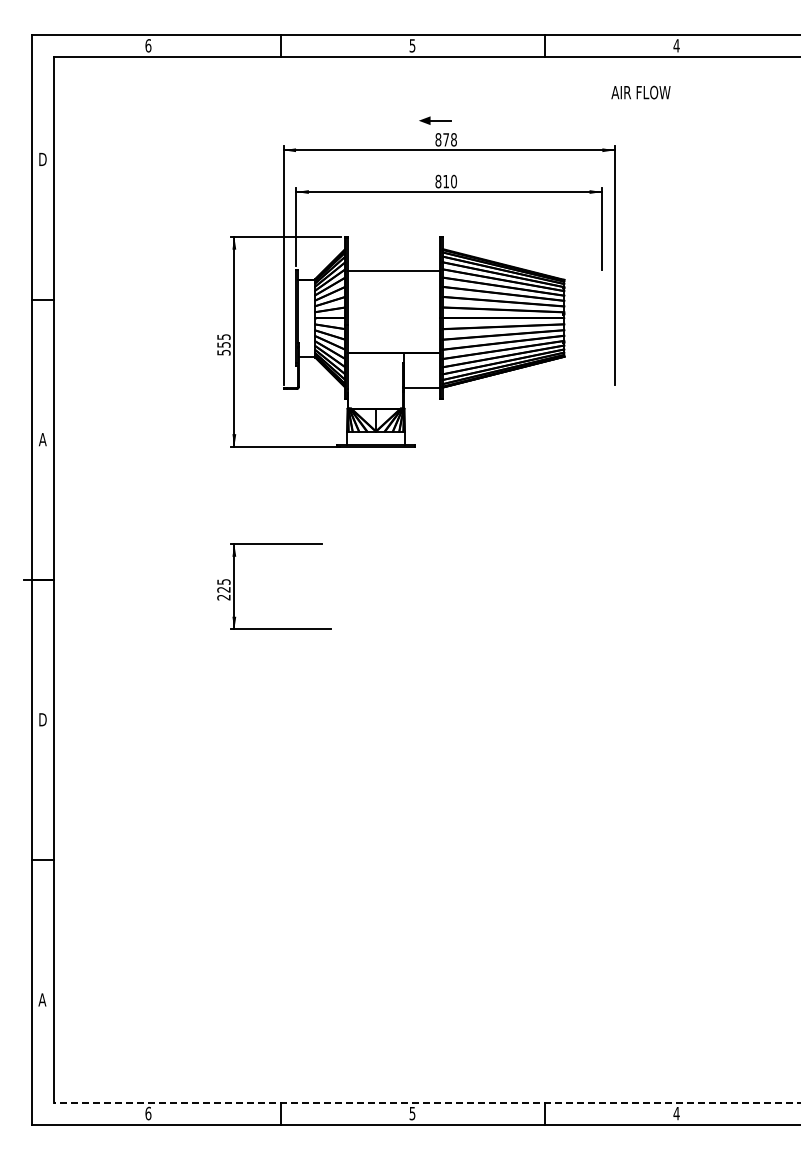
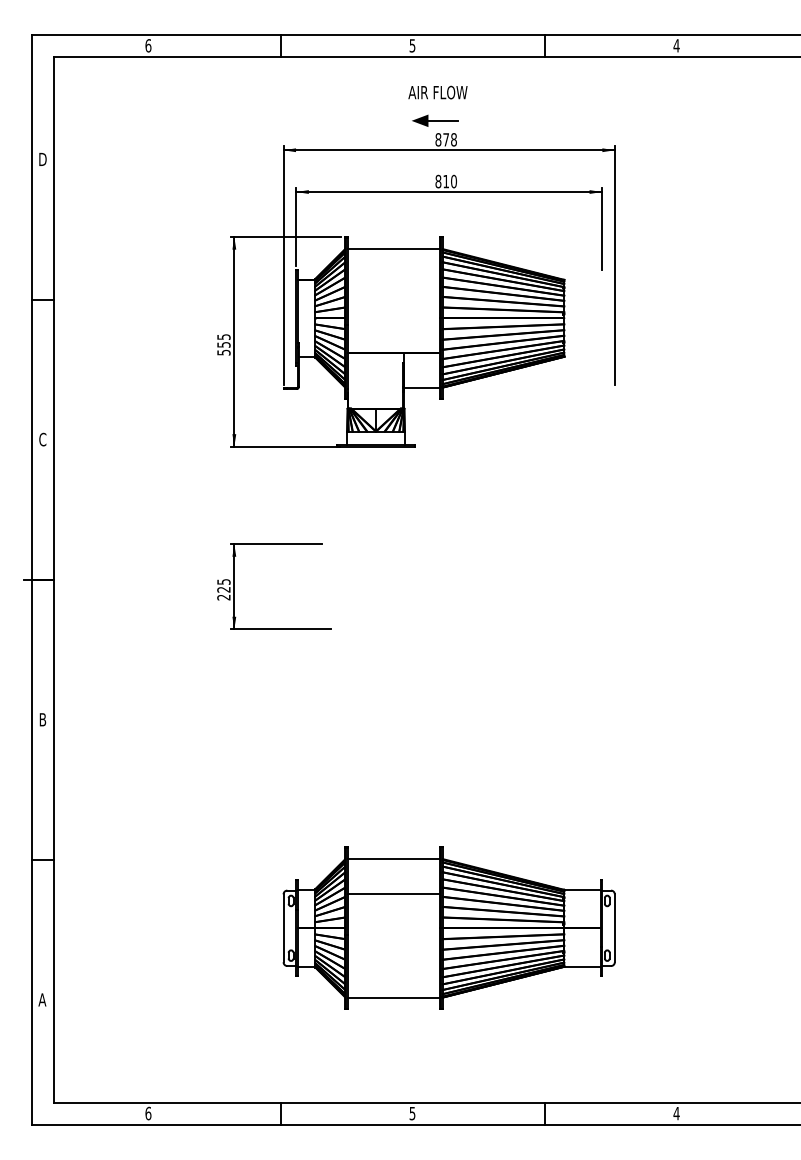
text position: (640, 92) -> (437, 92) (437, 92)
part size: 33x9 px -> 47x13 px (435, 120)
line position: (393, 270) -> (393, 248) (393, 248)
text: A -> C (42, 439)
text: D -> B (42, 719)
part: none -> present (448, 927)
line: dashed -> solid (426, 1102)
